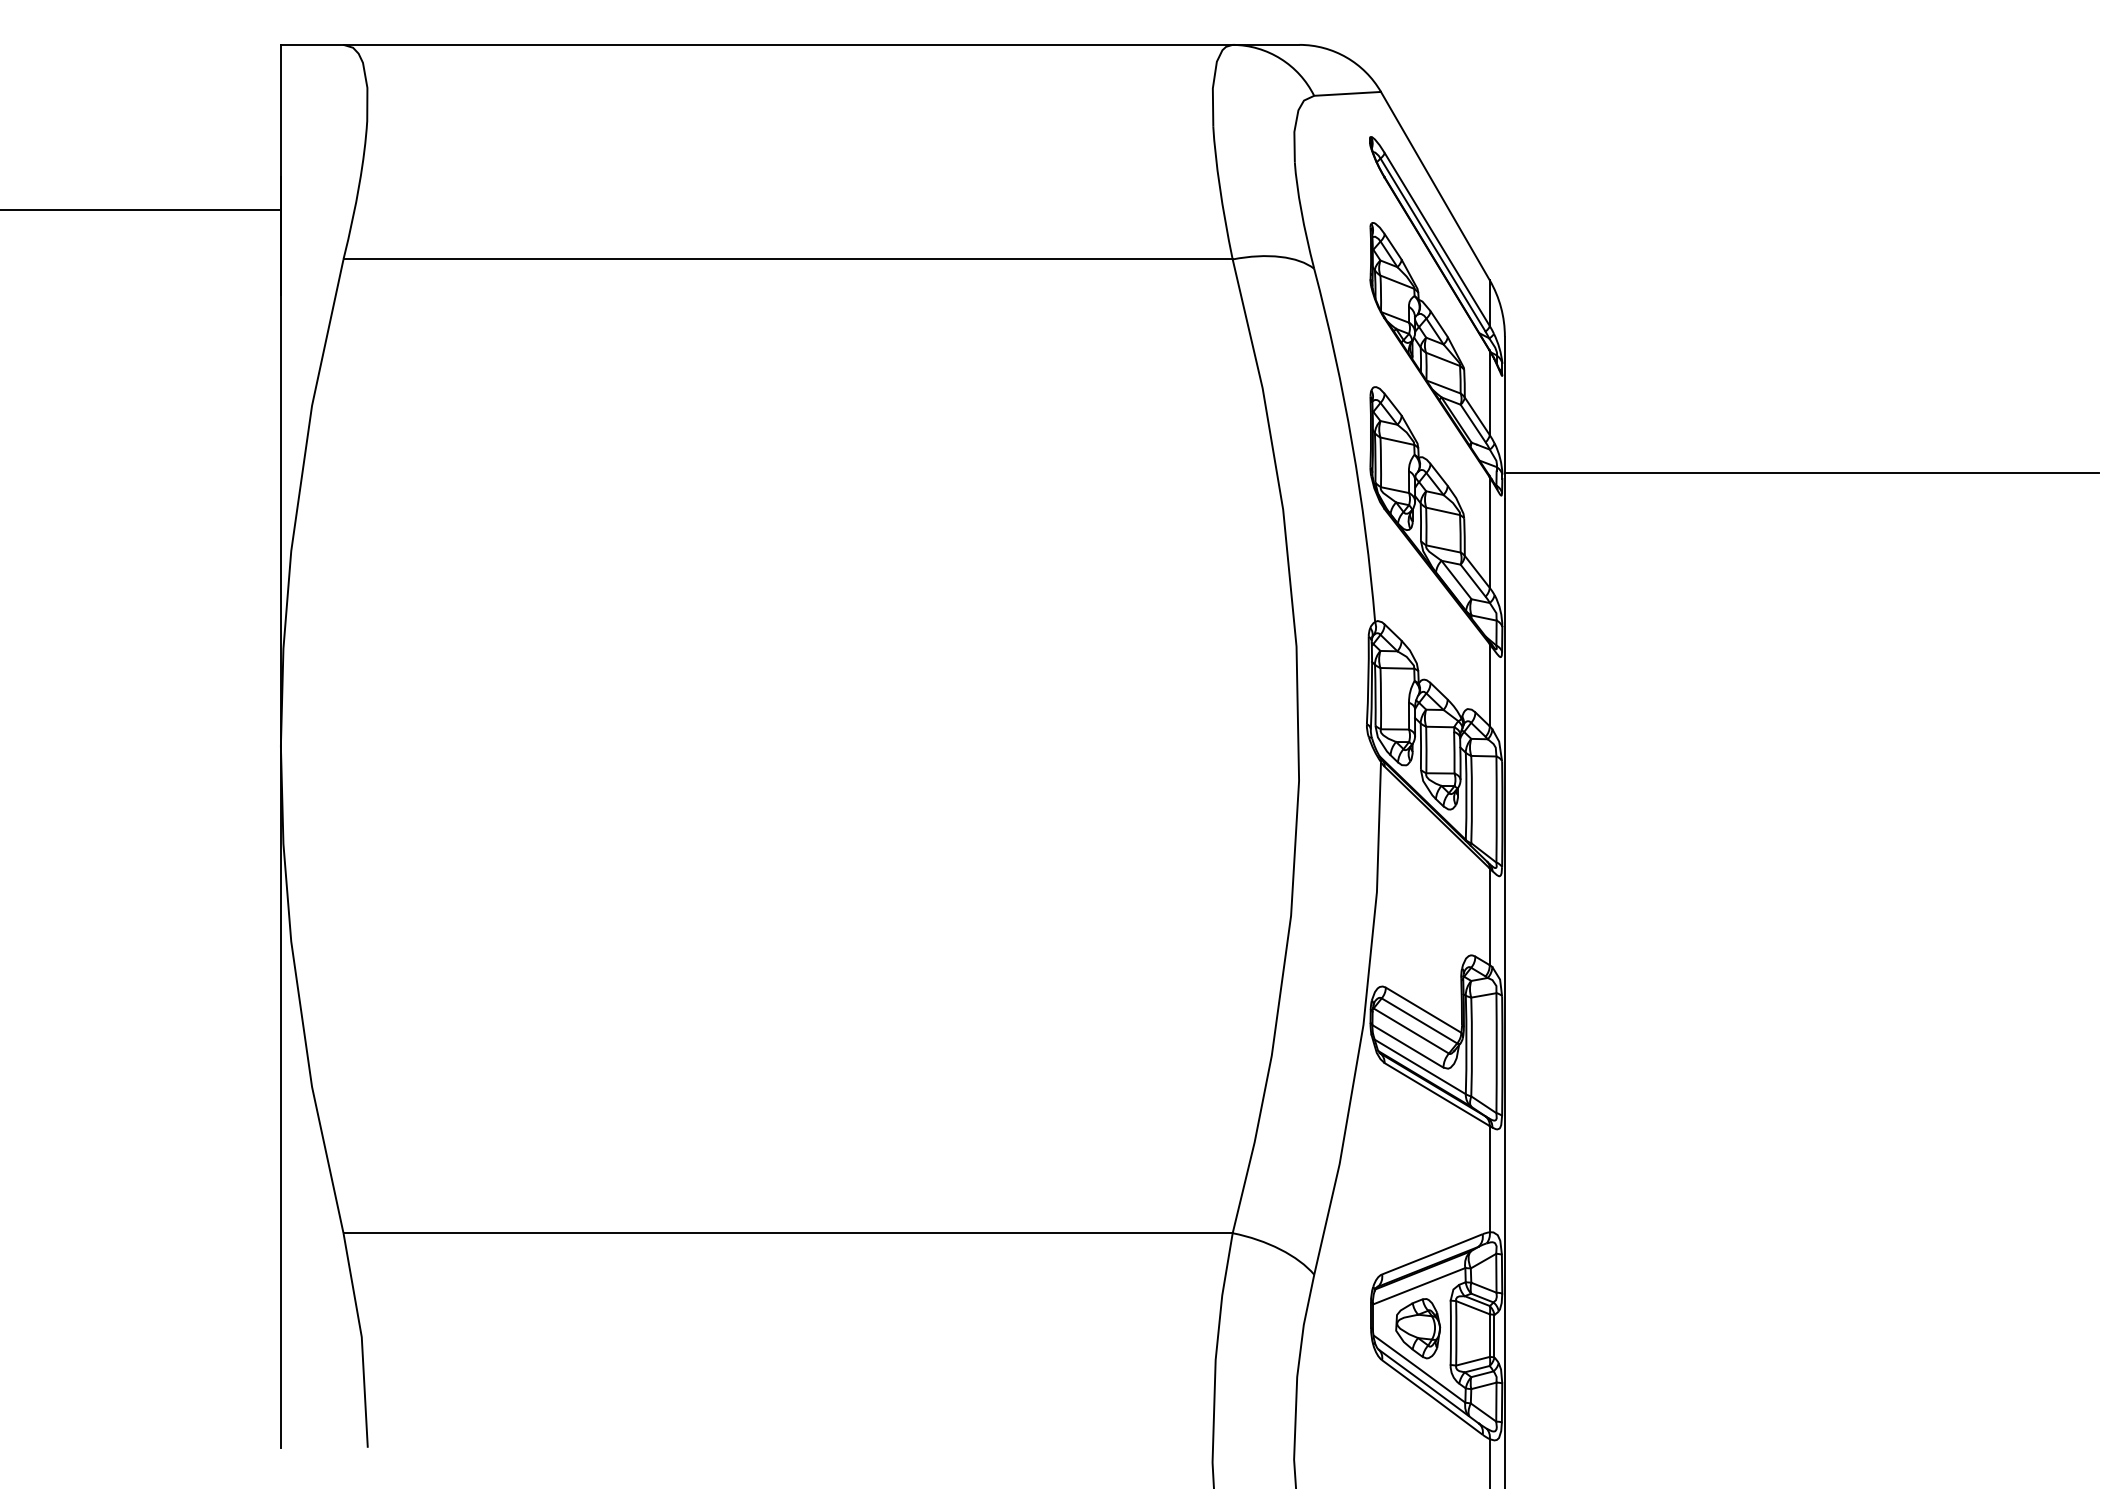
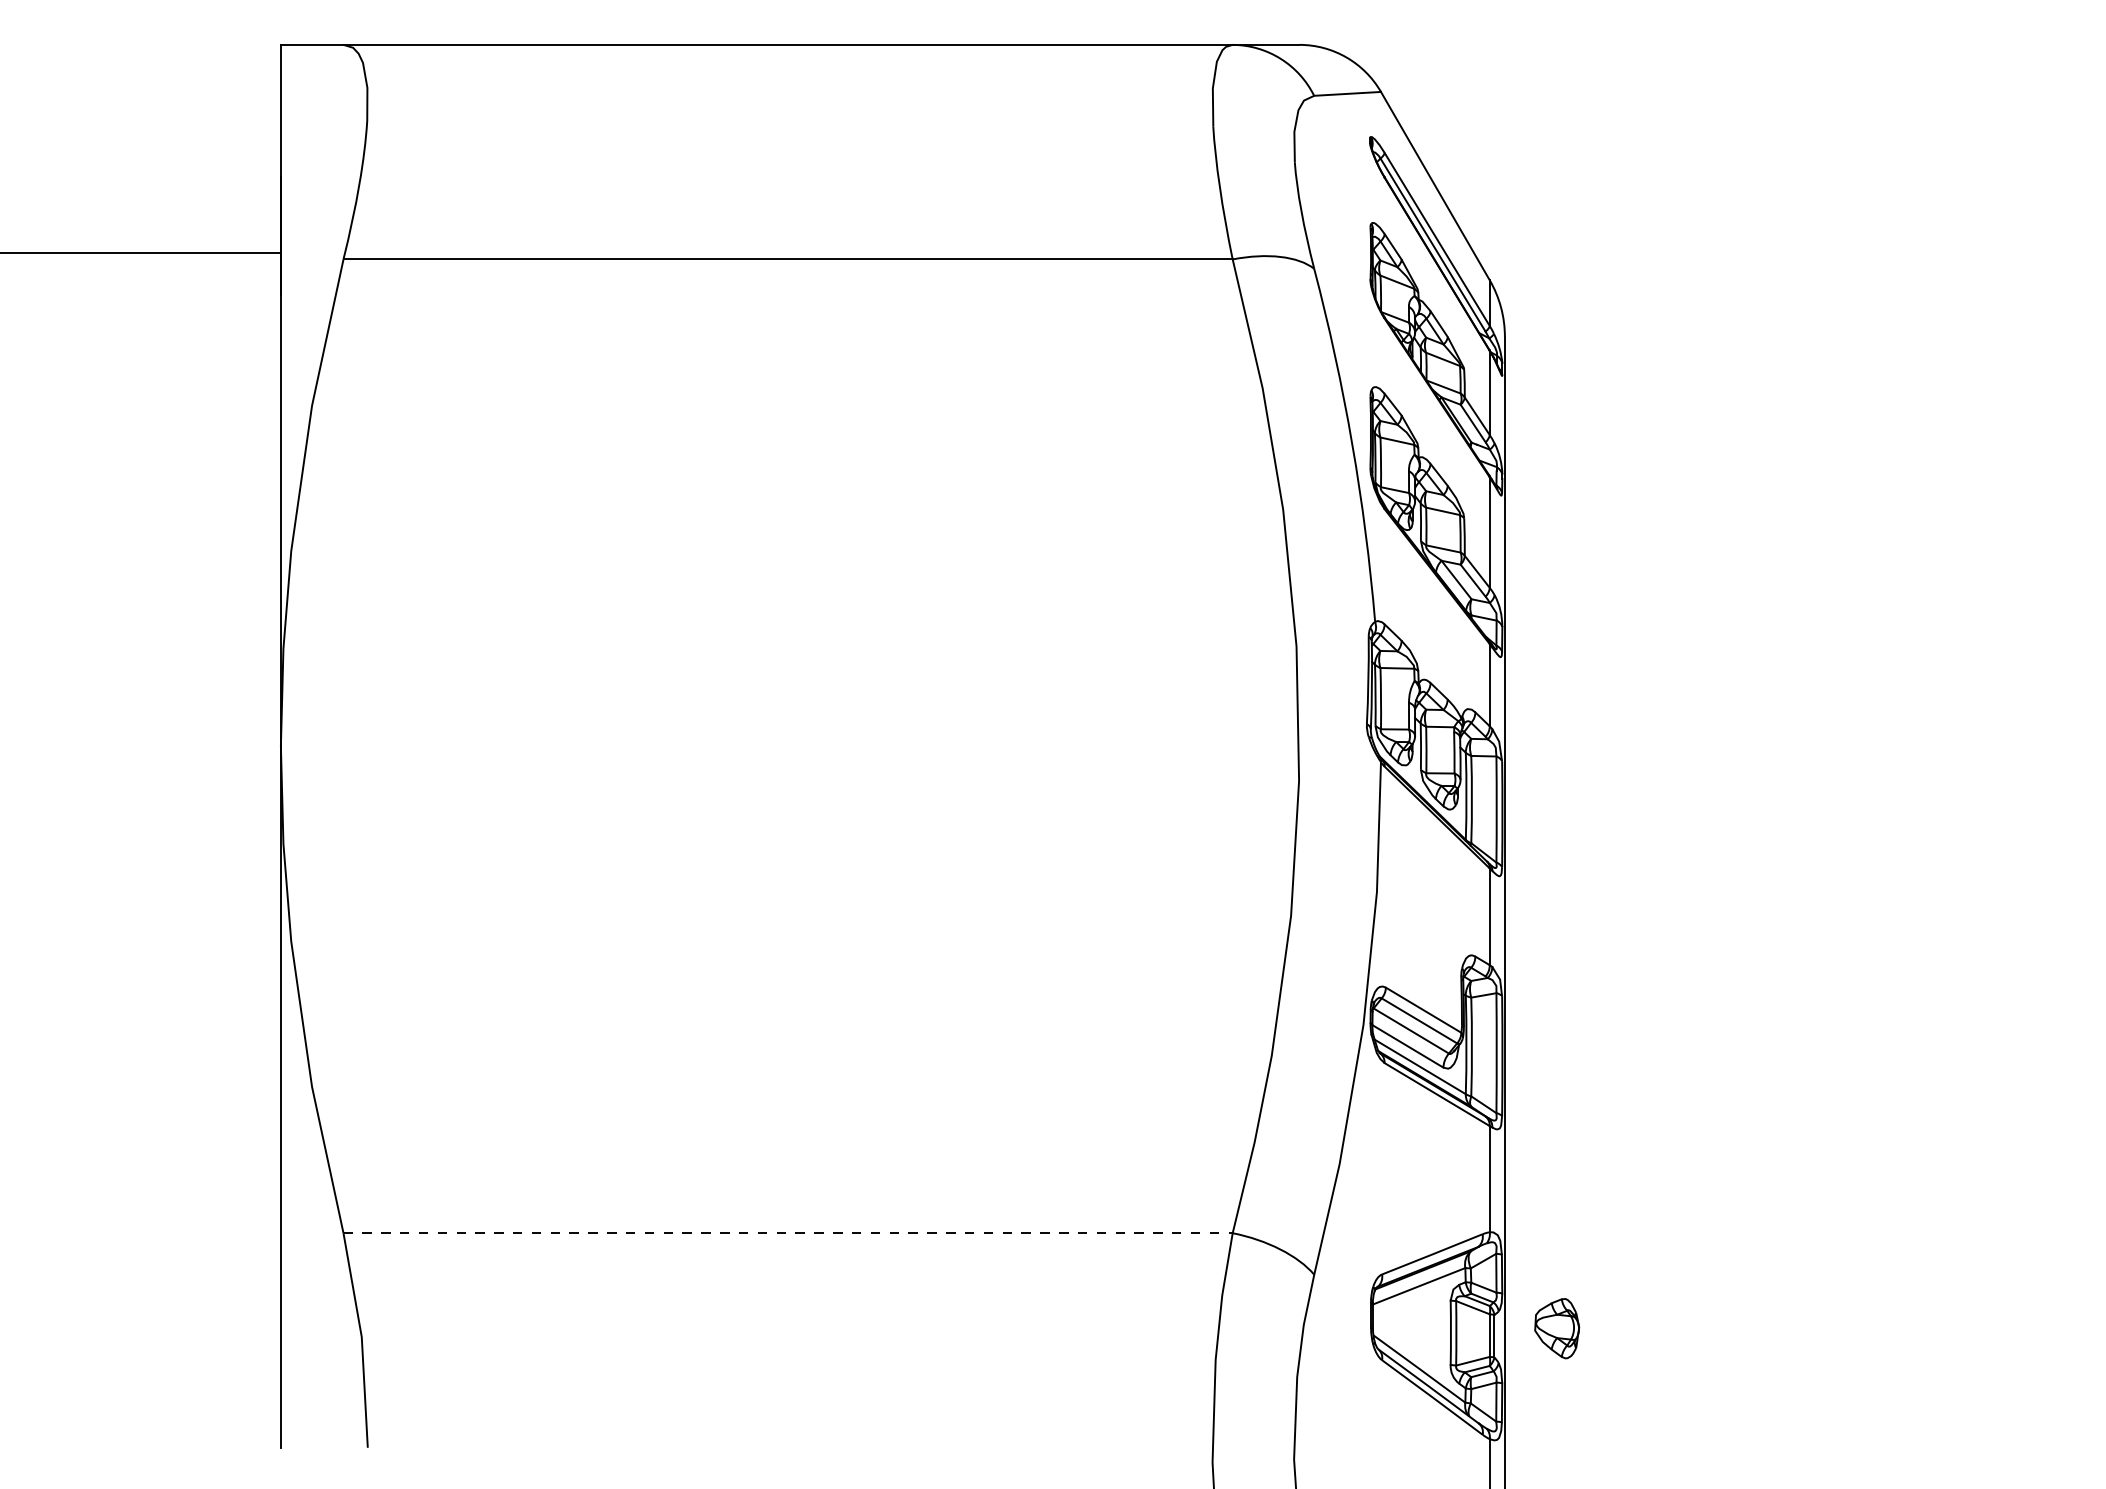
line position: (141, 209) -> (141, 252) (141, 252)
line: present -> none (1801, 473)
line: solid -> dashed (788, 1233)
part position: (1418, 1328) -> (1557, 1328) (1557, 1328)
